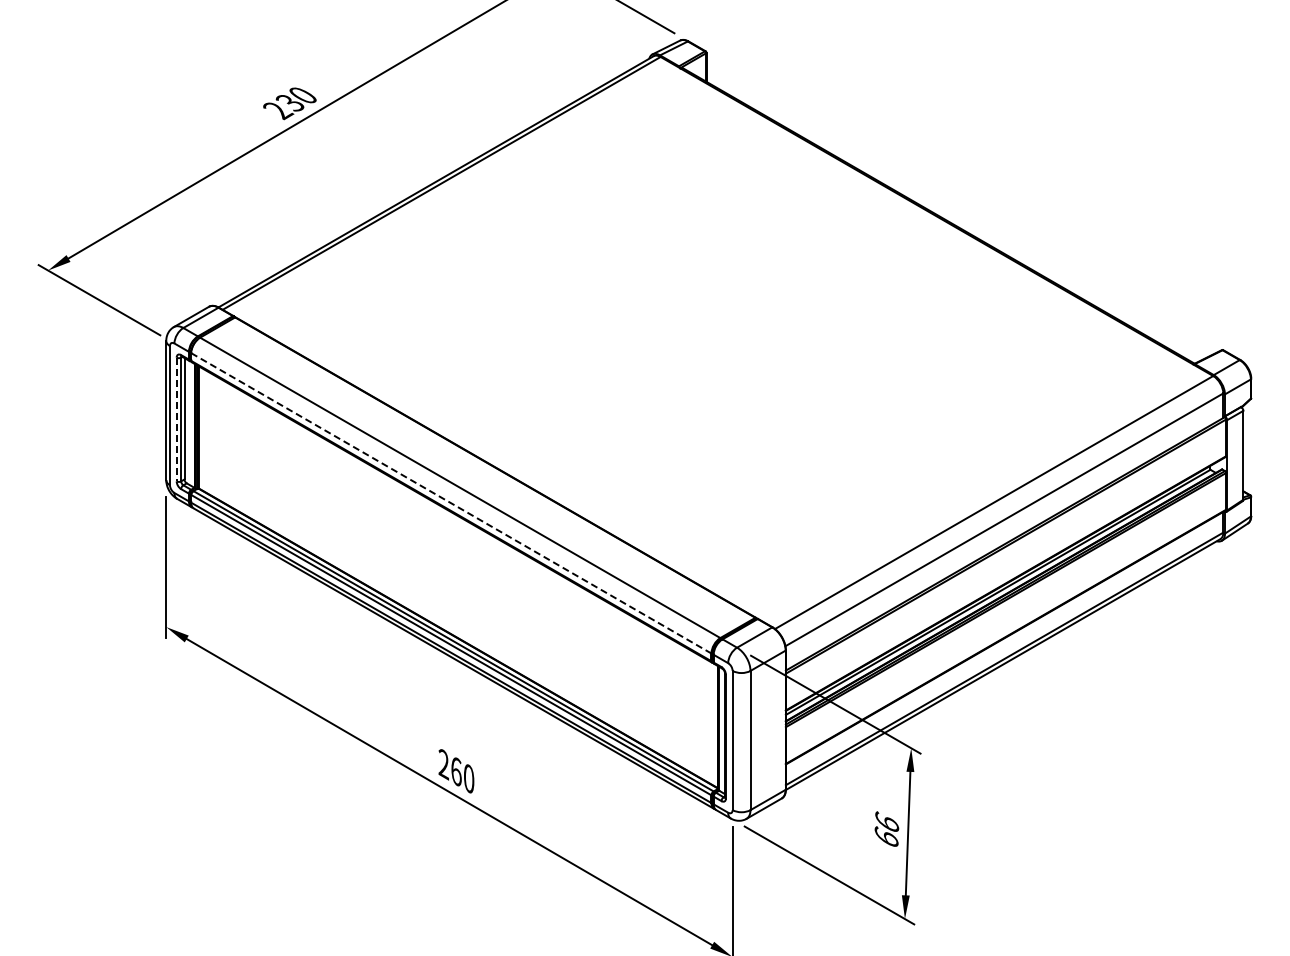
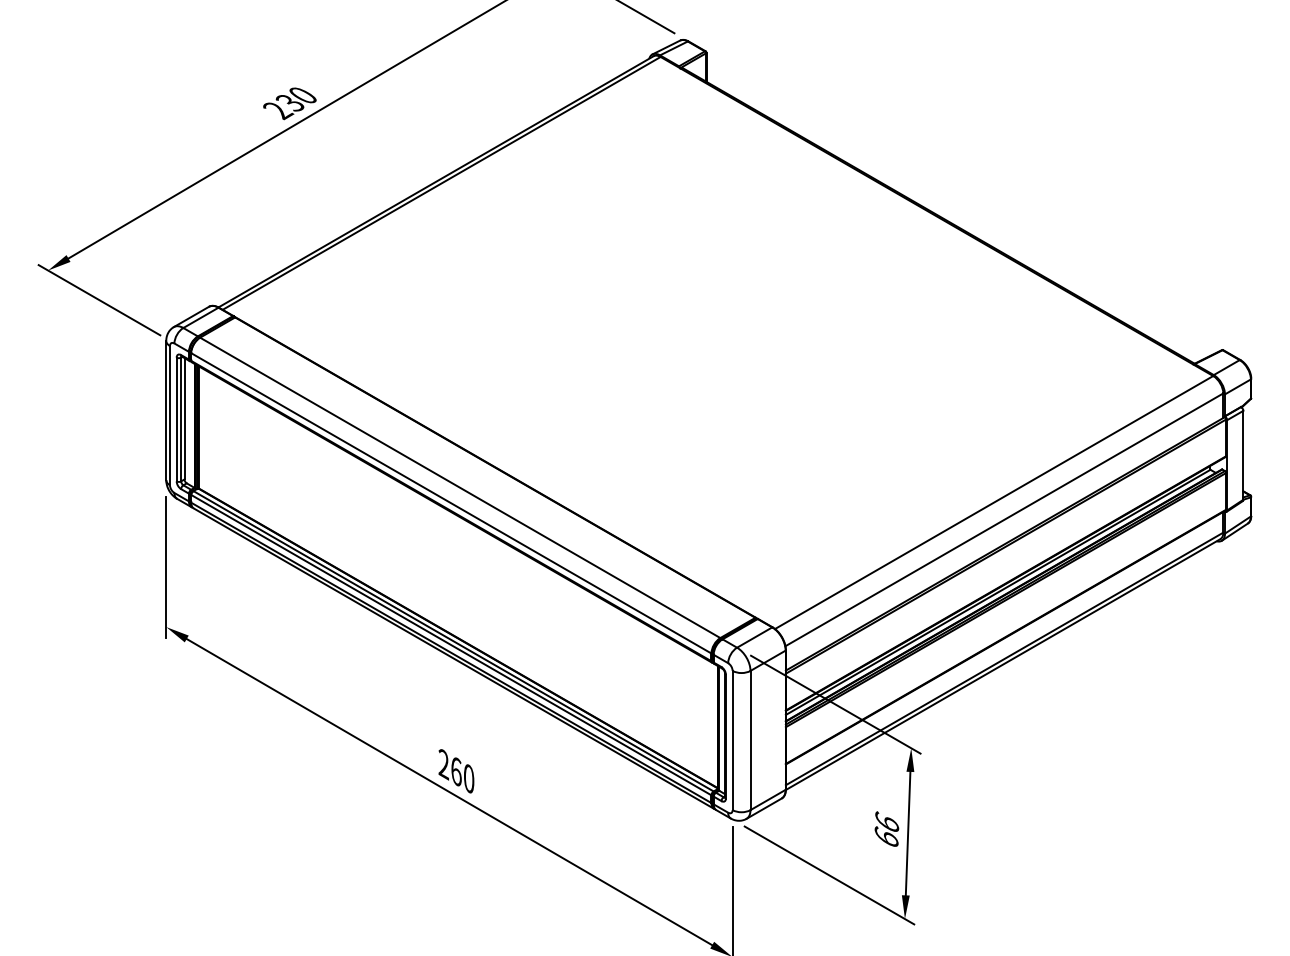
line: dashed -> solid (176, 419)
line: dashed -> solid (451, 503)
